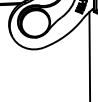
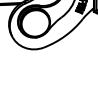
line: present -> none (89, 55)
